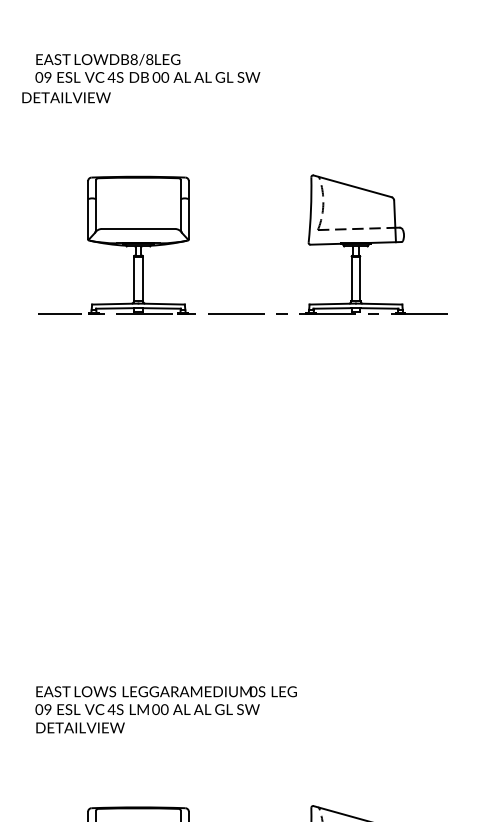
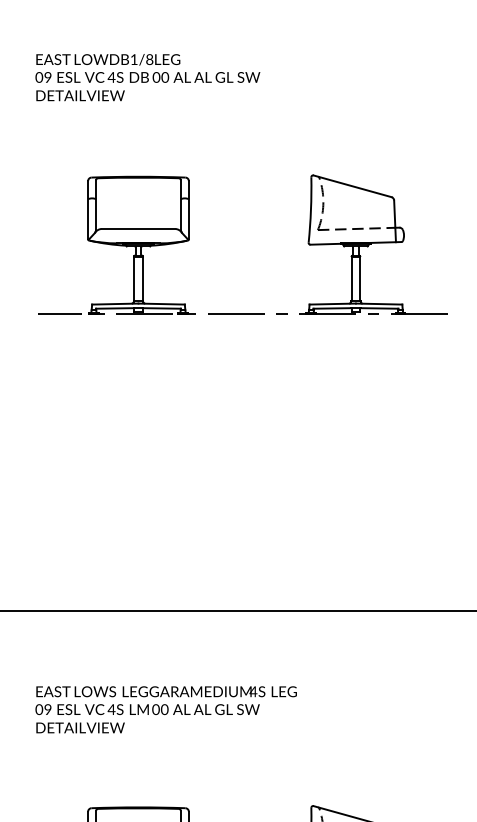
text: DB8/8 -> DB1/8 (133, 59)
text position: (66, 97) -> (80, 95) (80, 95)
line: none -> present (237, 610)
text: 0S -> 4S (253, 691)
